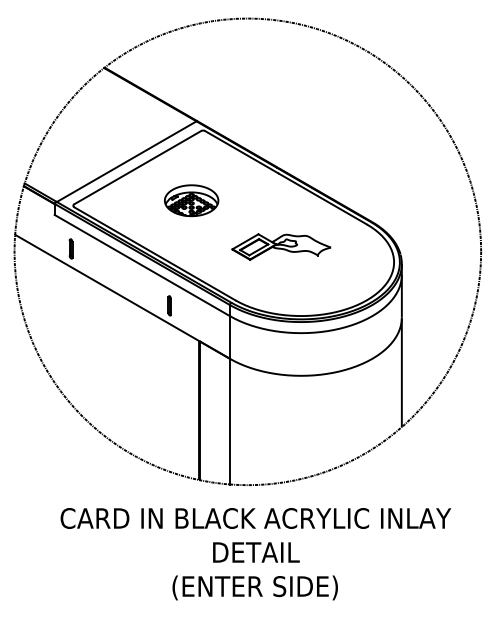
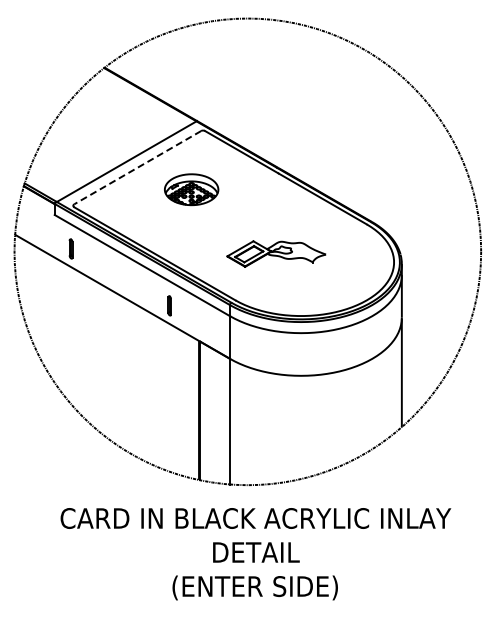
line: solid -> dashed (137, 167)
part position: (191, 200) -> (191, 189) (191, 189)
part position: (281, 246) -> (276, 253) (276, 253)
